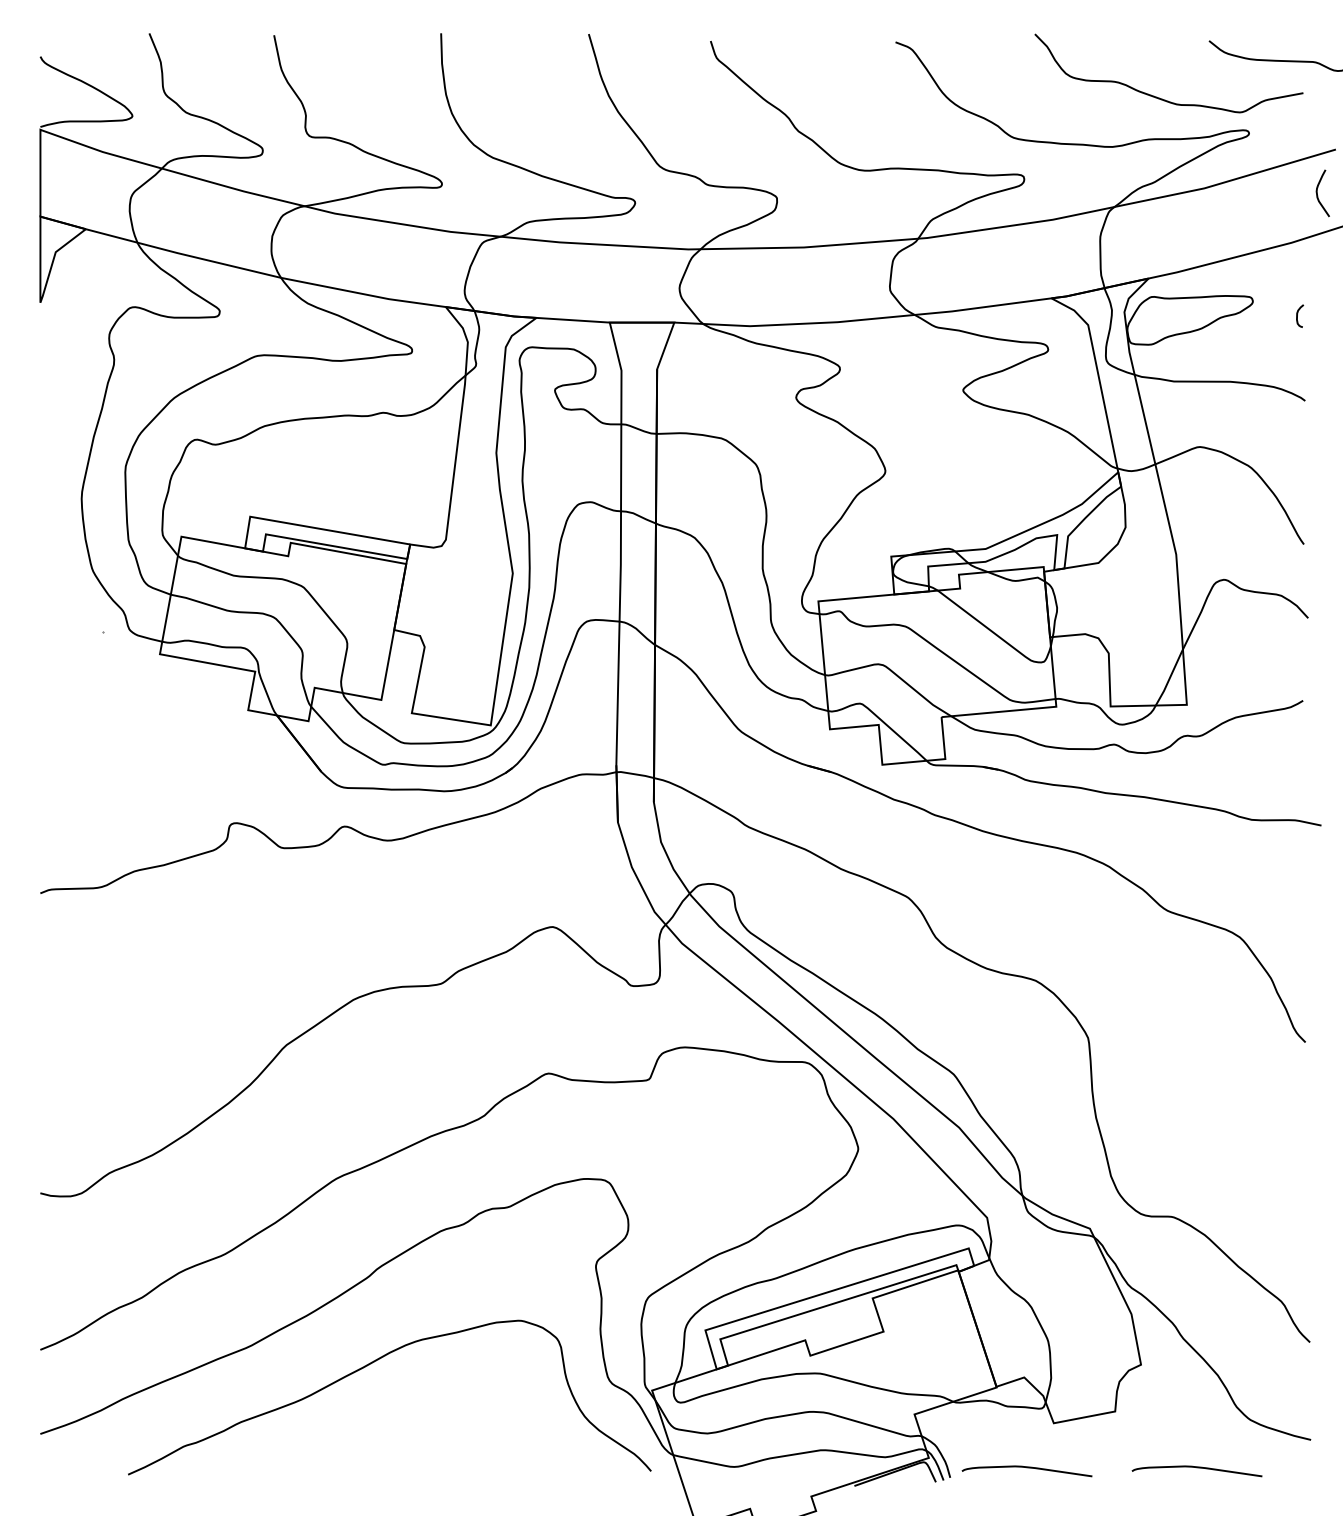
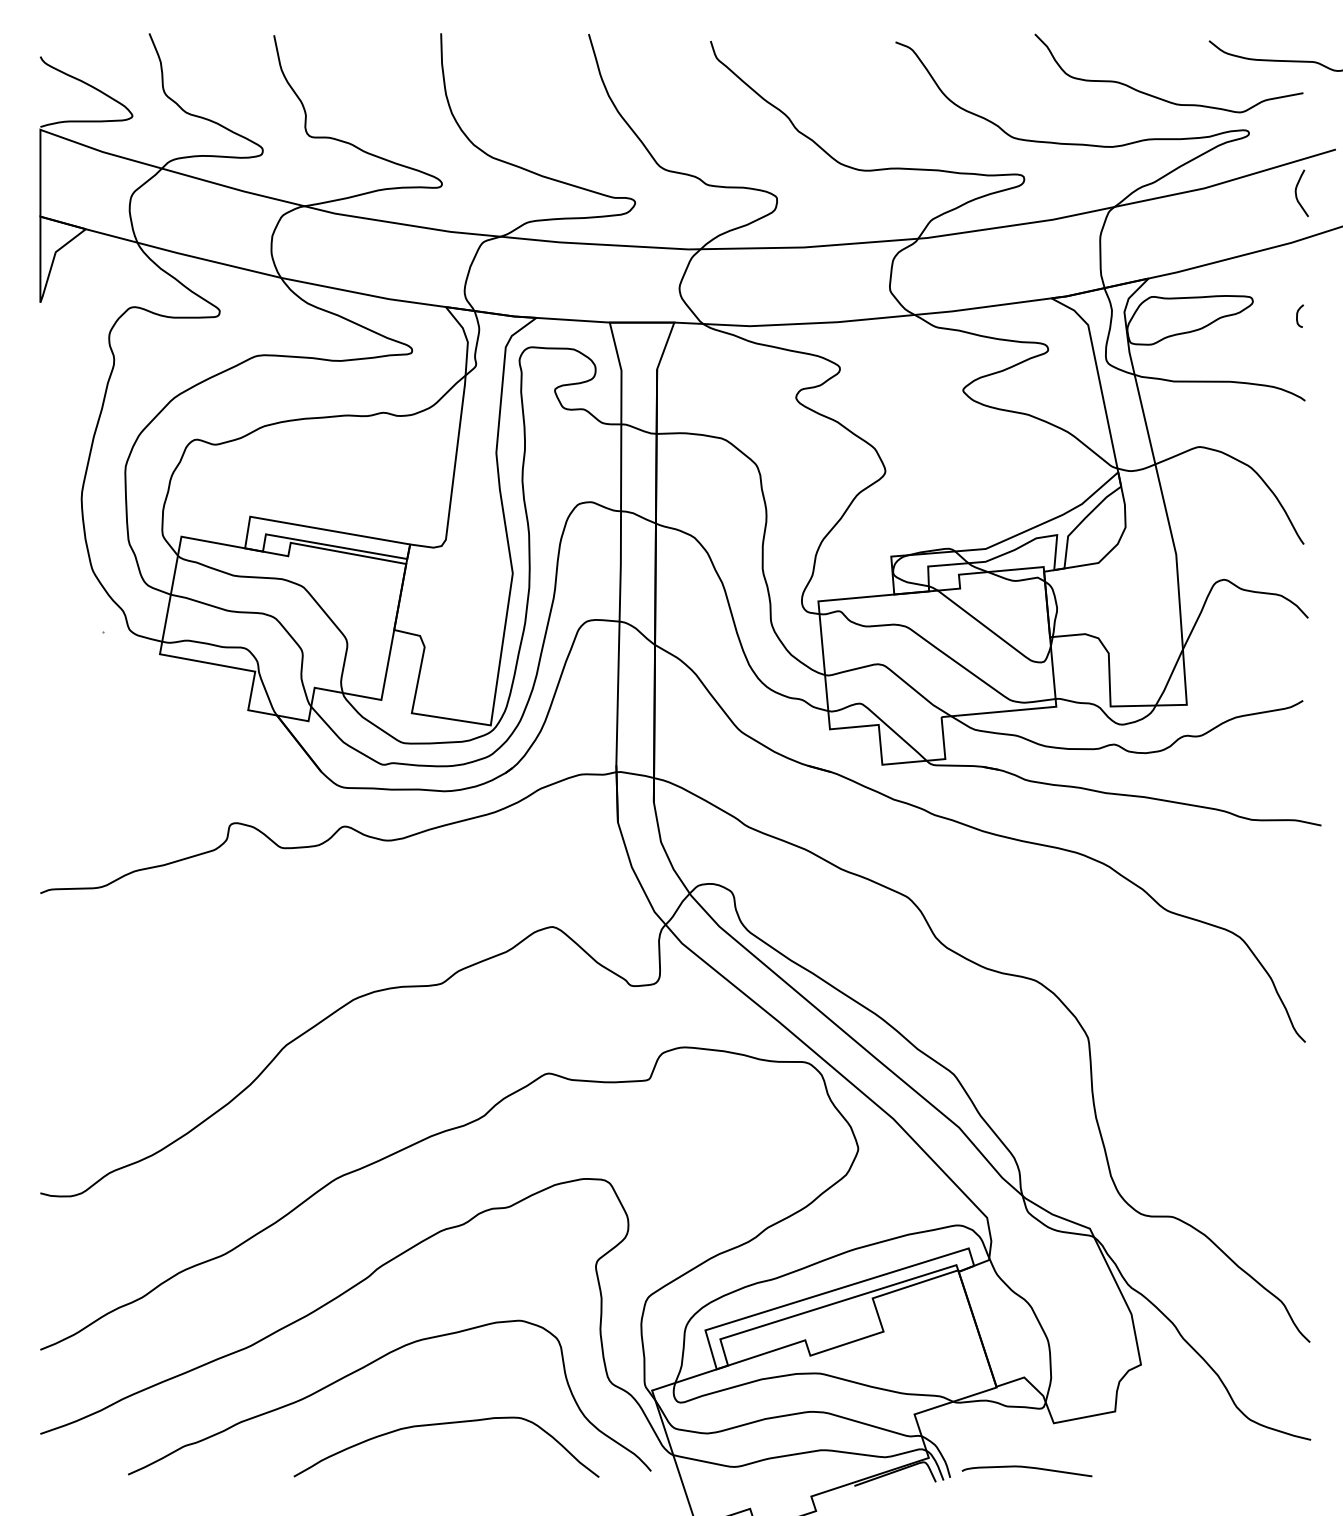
curve position: (1318, 195) -> (1297, 195) (1297, 195)
curve: none -> present (446, 1424)
curve: present -> none (1196, 1468)
